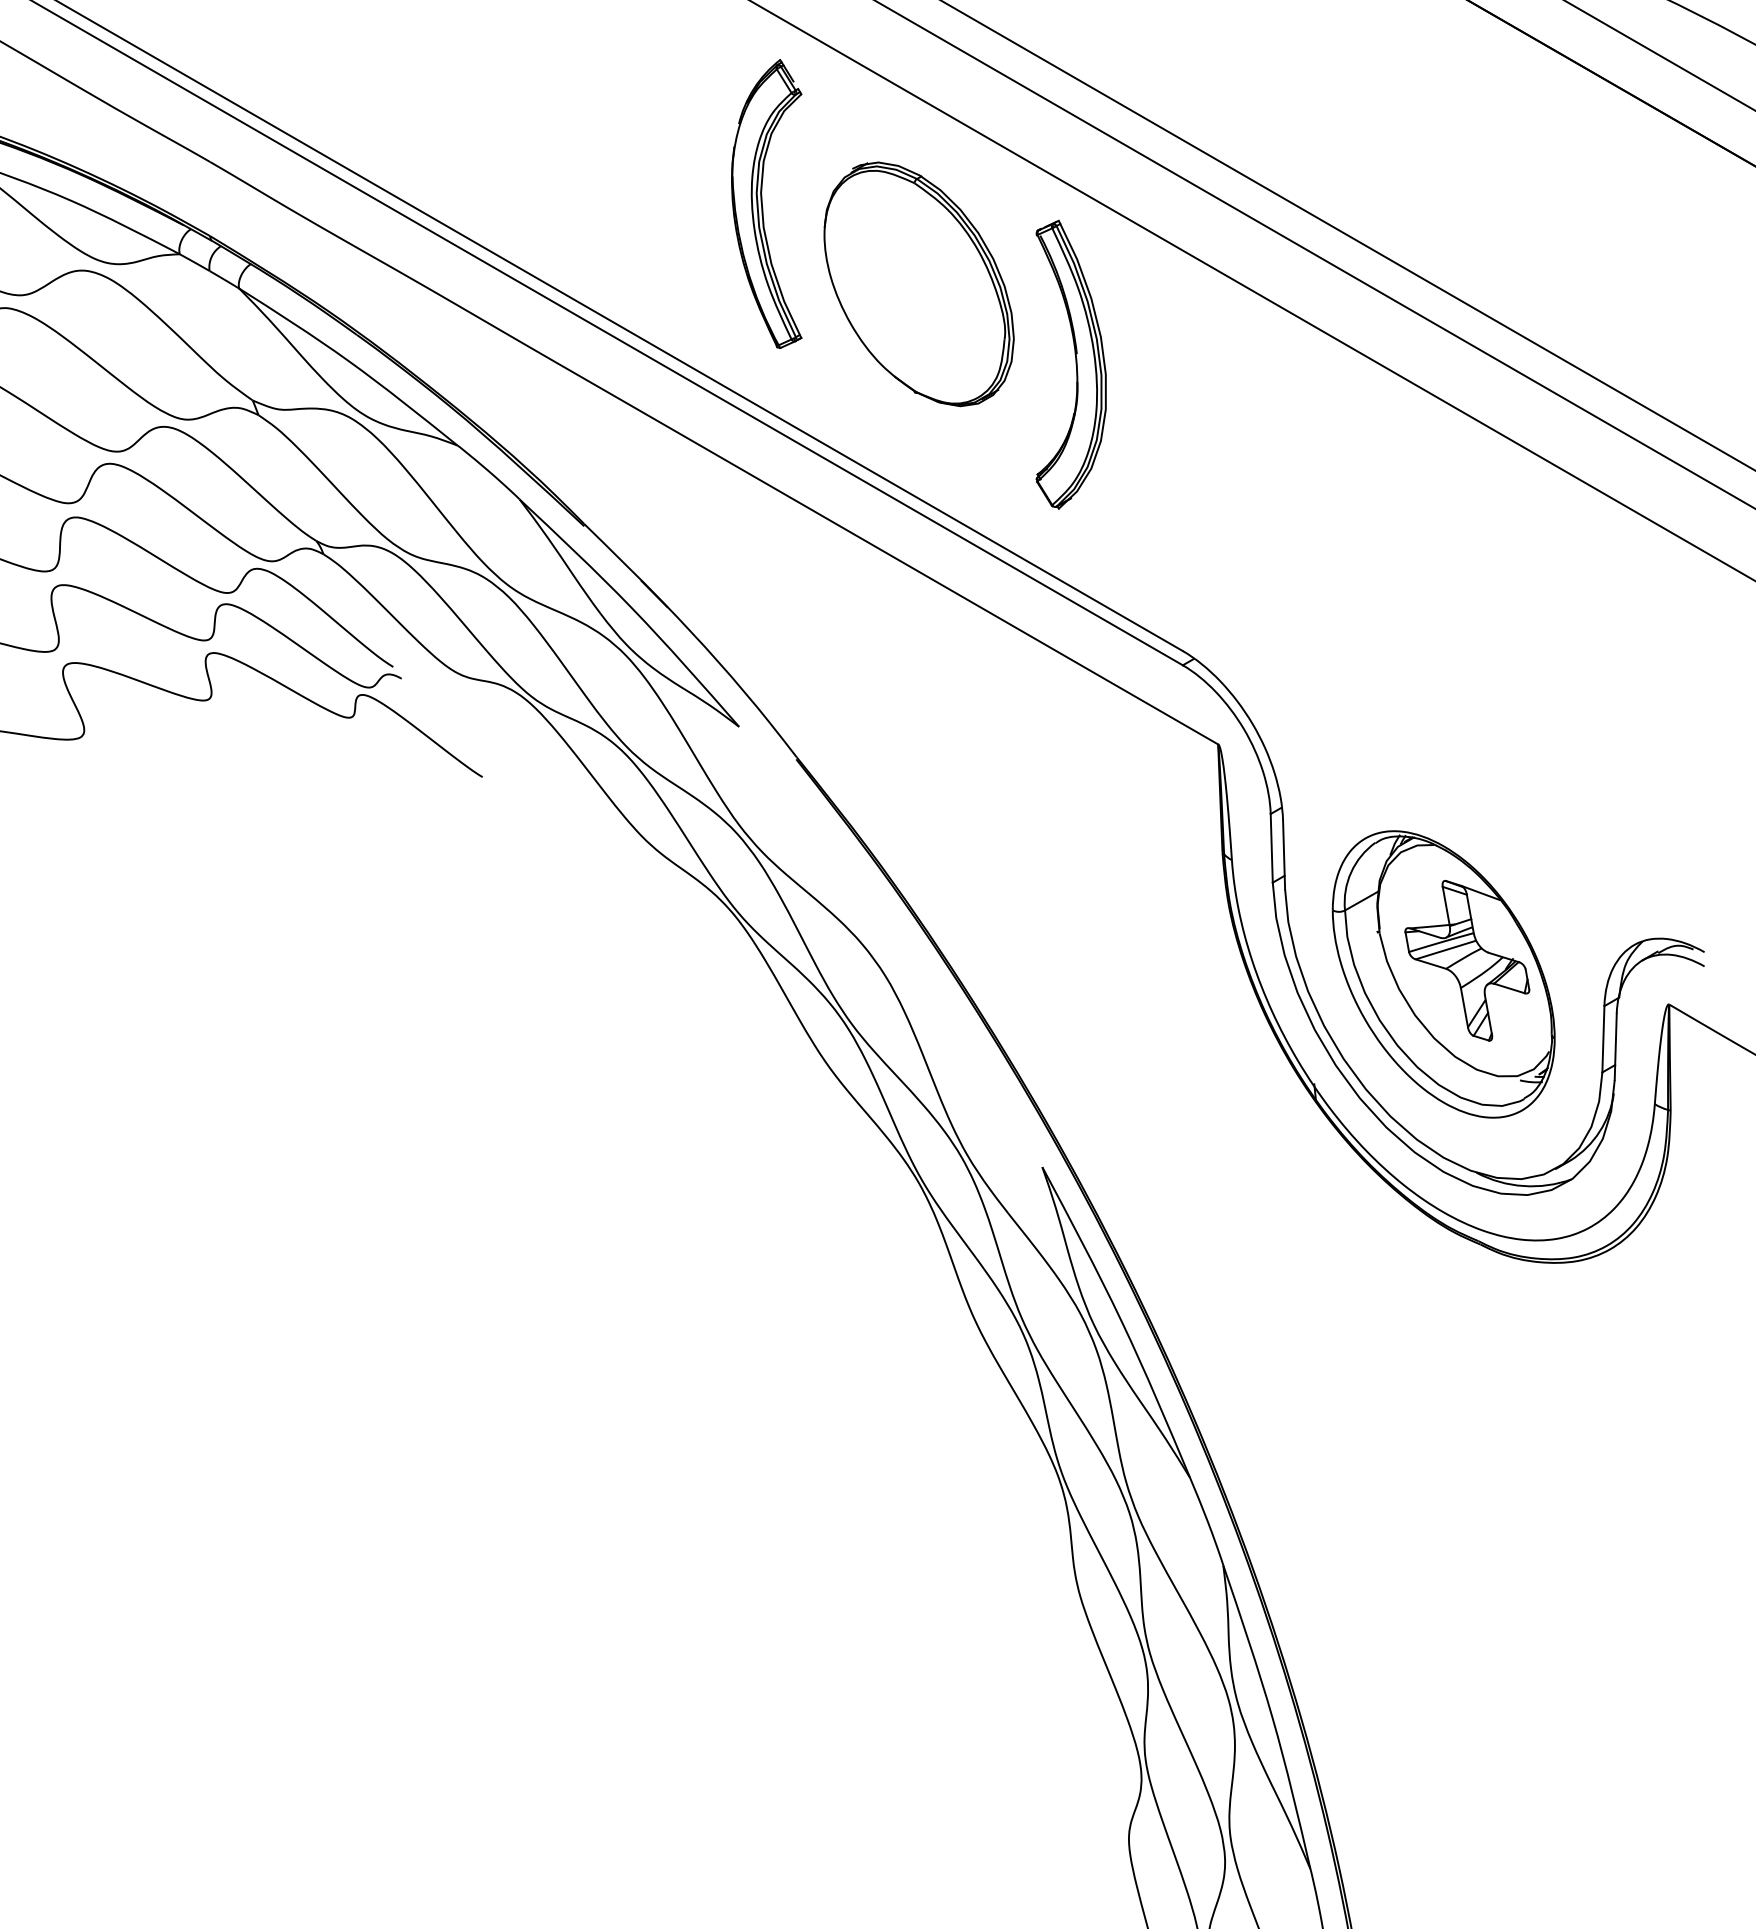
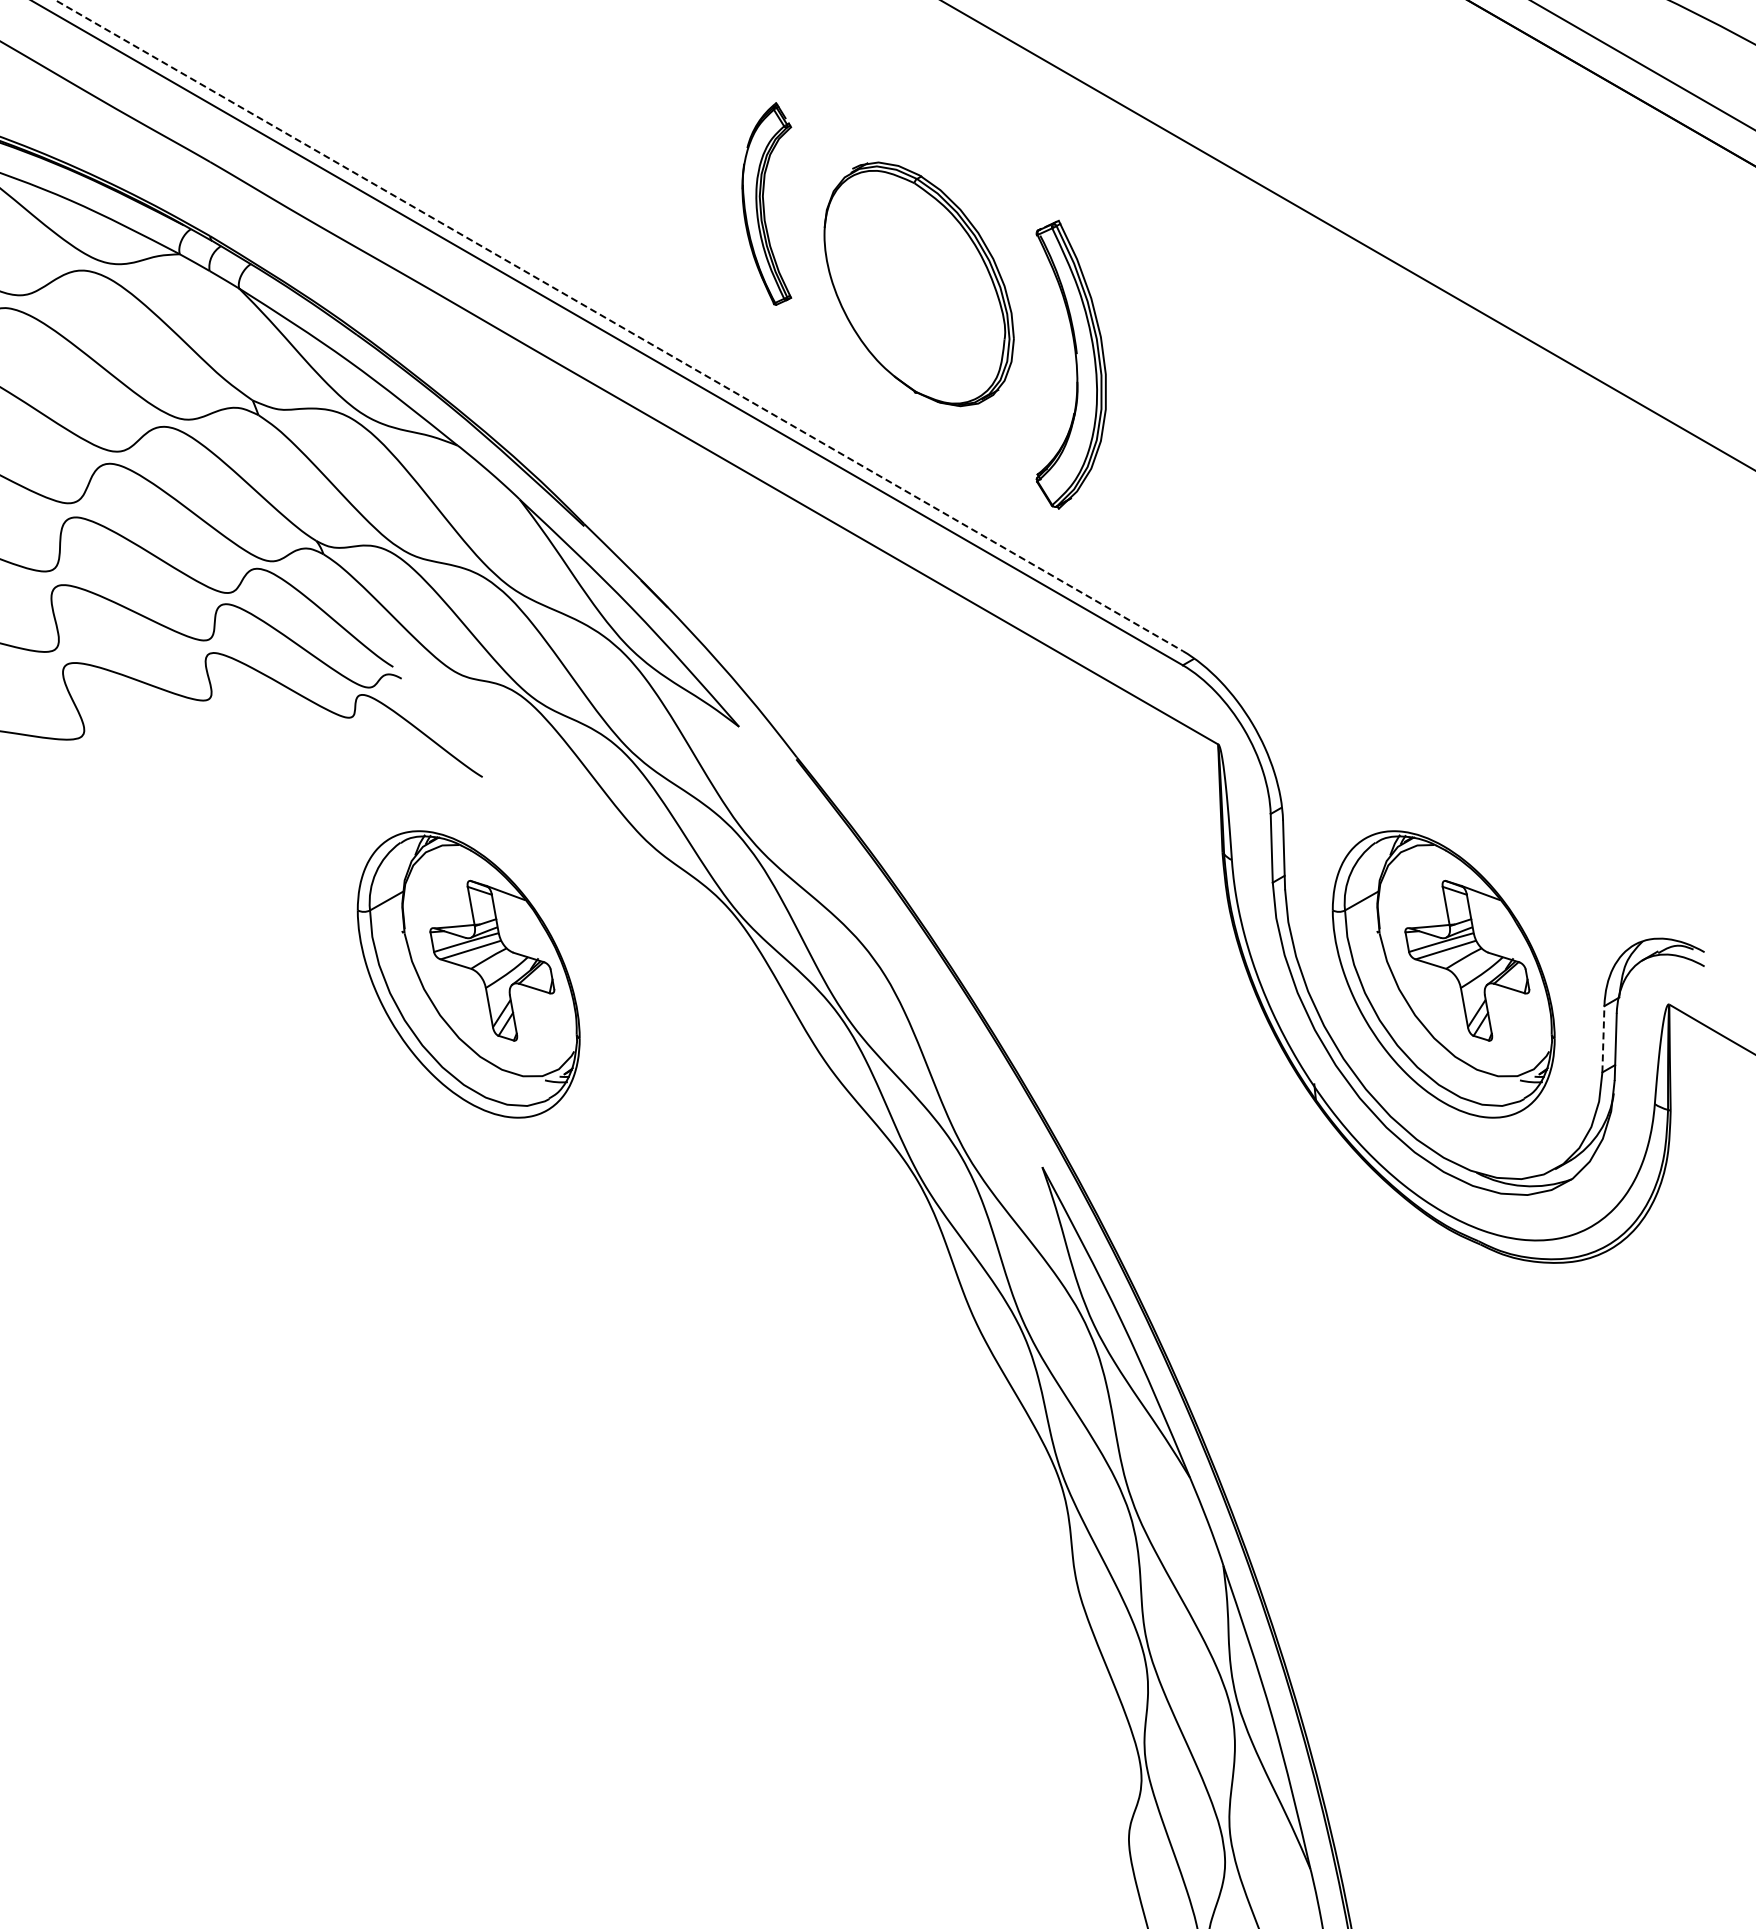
line position: (1659, 55) -> (1642, 65) (1642, 65)
part size: 72x290 px -> 52x204 px (766, 203)
line: present -> none (1314, 254)
line: present -> none (1252, 290)
line: solid -> dashed (619, 325)
part: none -> present (468, 974)
line: solid -> dashed (1603, 1038)
